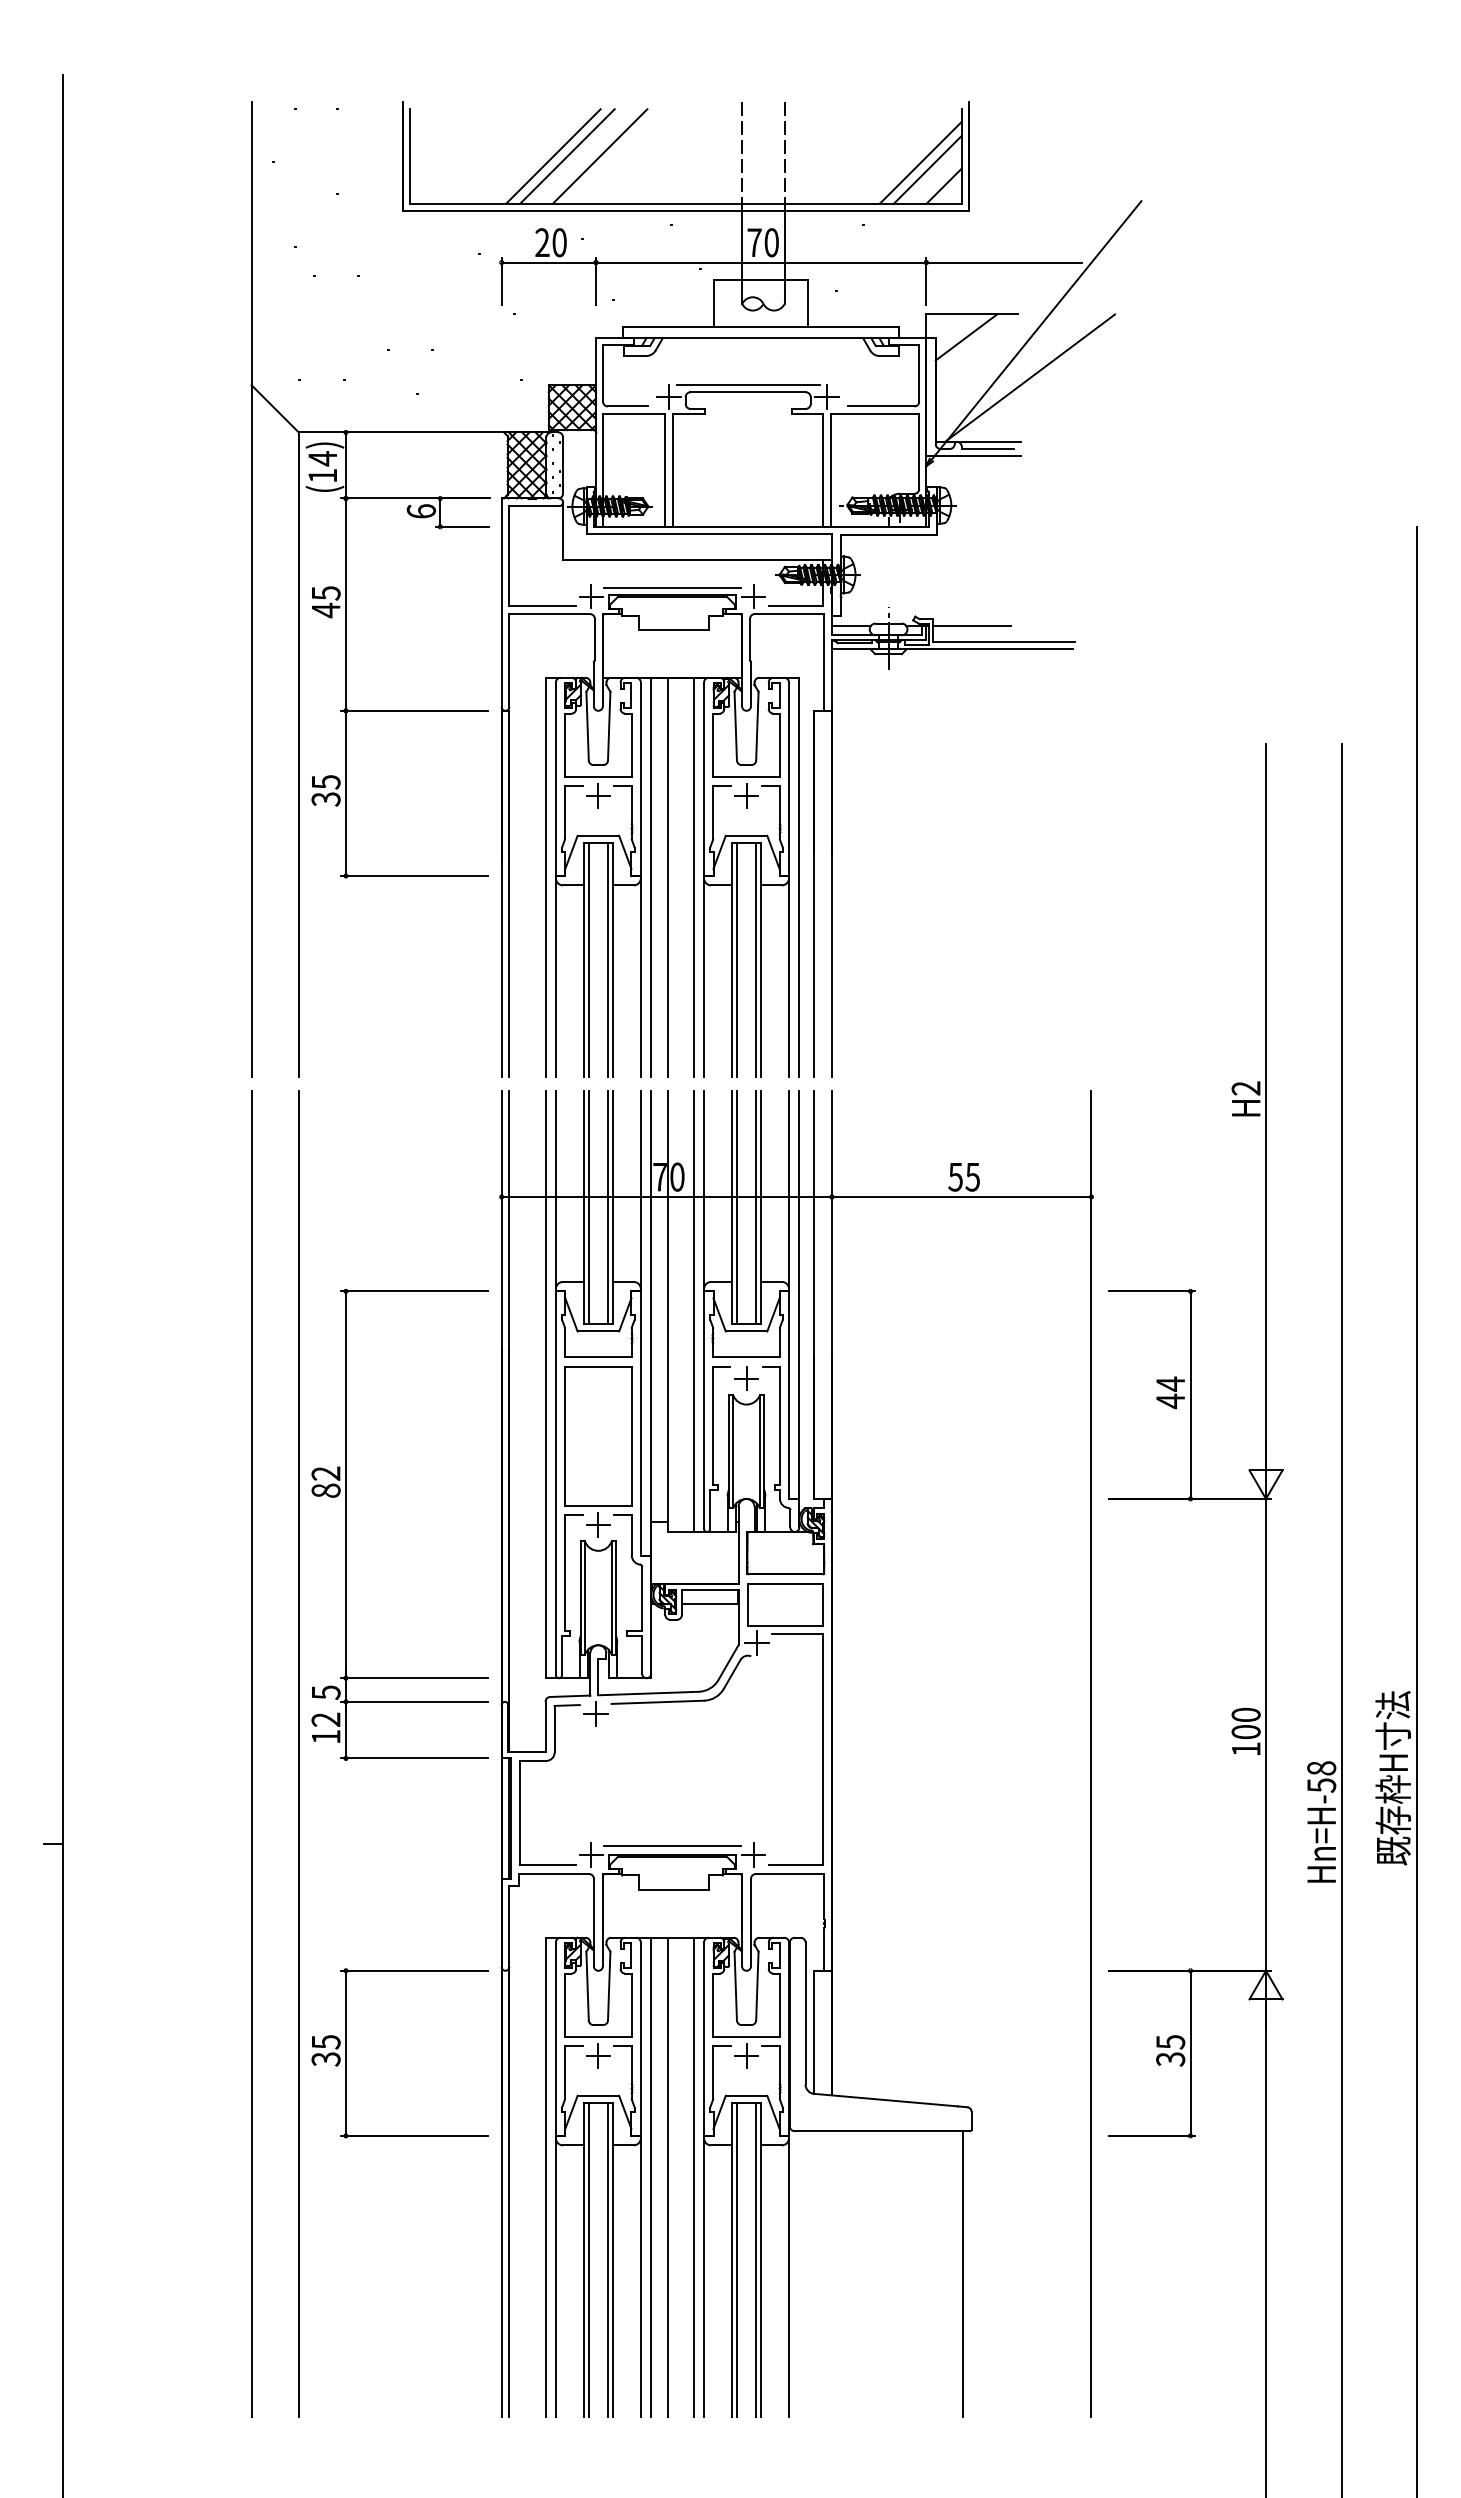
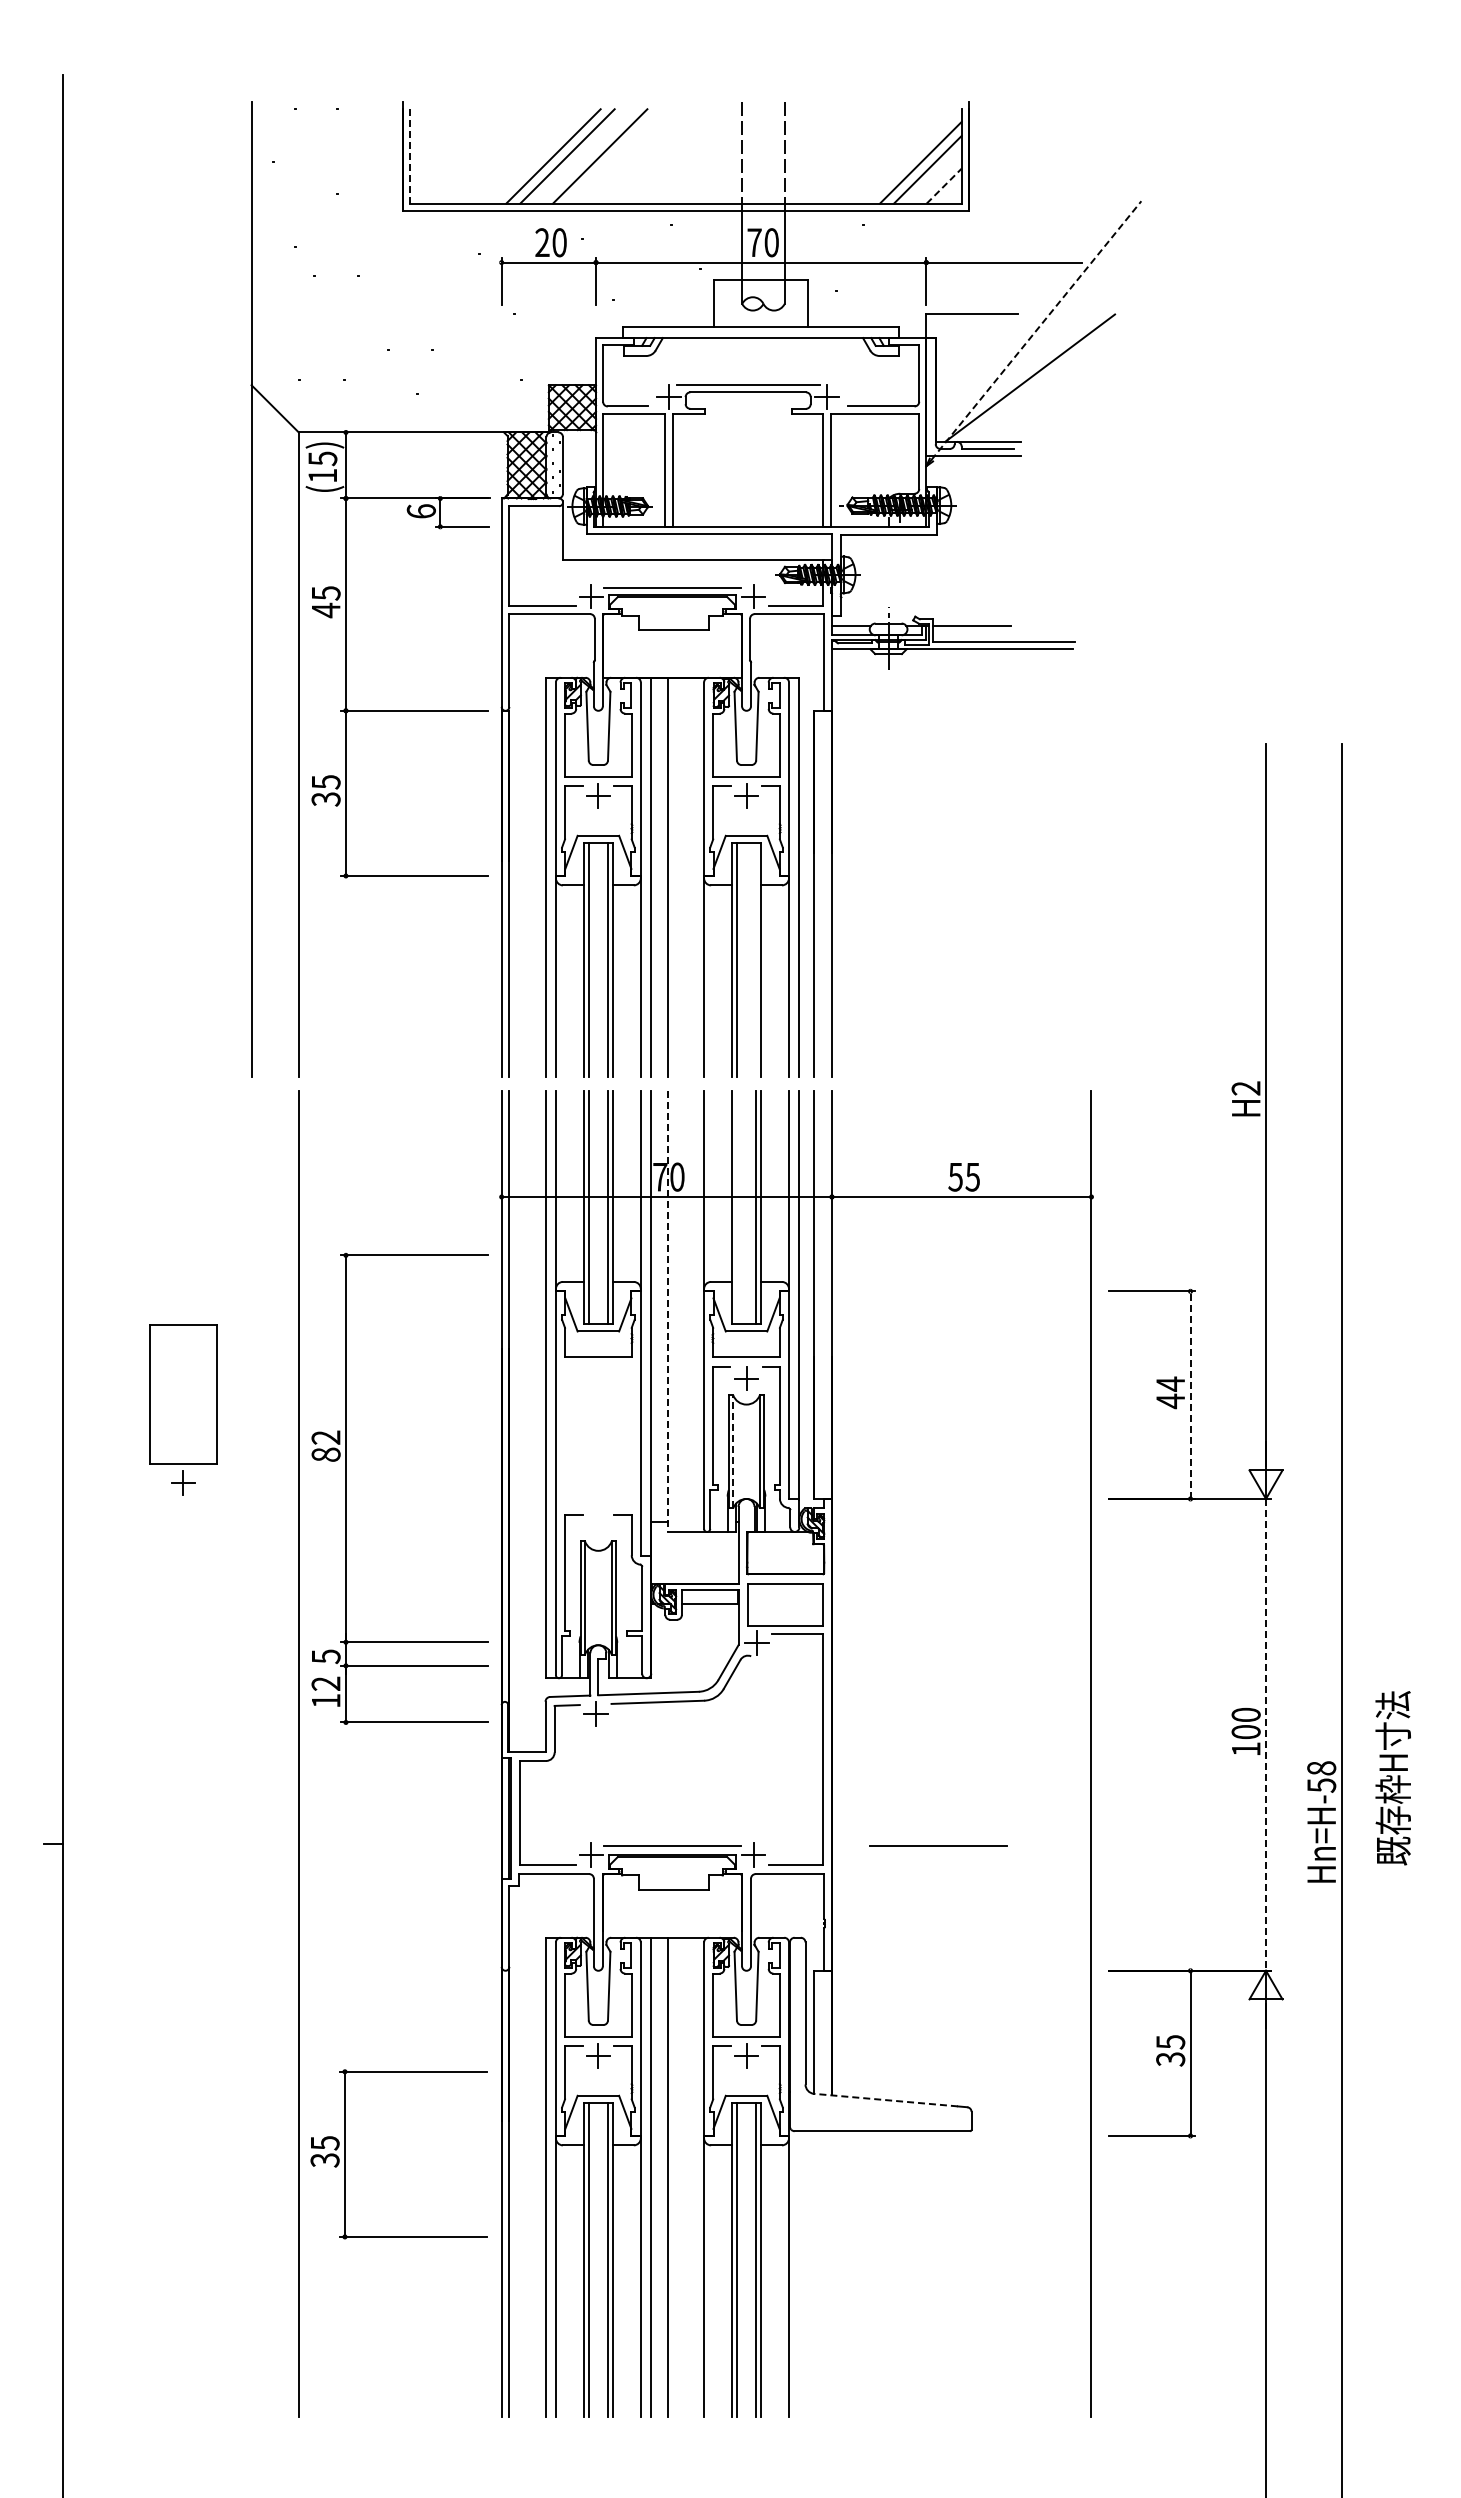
line: solid -> dashed (409, 156)
line: solid -> dashed (944, 186)
line: solid -> dashed (1036, 330)
line: present -> none (966, 337)
text: (14) -> (15) (322, 458)
line: present -> none (693, 876)
line: present -> none (755, 959)
line: present -> none (737, 1207)
line: present -> none (693, 1310)
line: solid -> dashed (667, 1311)
line: solid -> dashed (1190, 1395)
part position: (598, 1451) -> (183, 1409) (183, 1409)
line: solid -> dashed (733, 1451)
line: present -> none (1417, 1510)
part position: (346, 1524) -> (346, 1488) (346, 1488)
line: solid -> dashed (1266, 1734)
line: present -> none (251, 1753)
line: none -> present (938, 1845)
part position: (346, 2053) -> (345, 2154) (345, 2154)
line: solid -> dashed (885, 2100)
line: present -> none (693, 2177)
line: present -> none (962, 2274)
